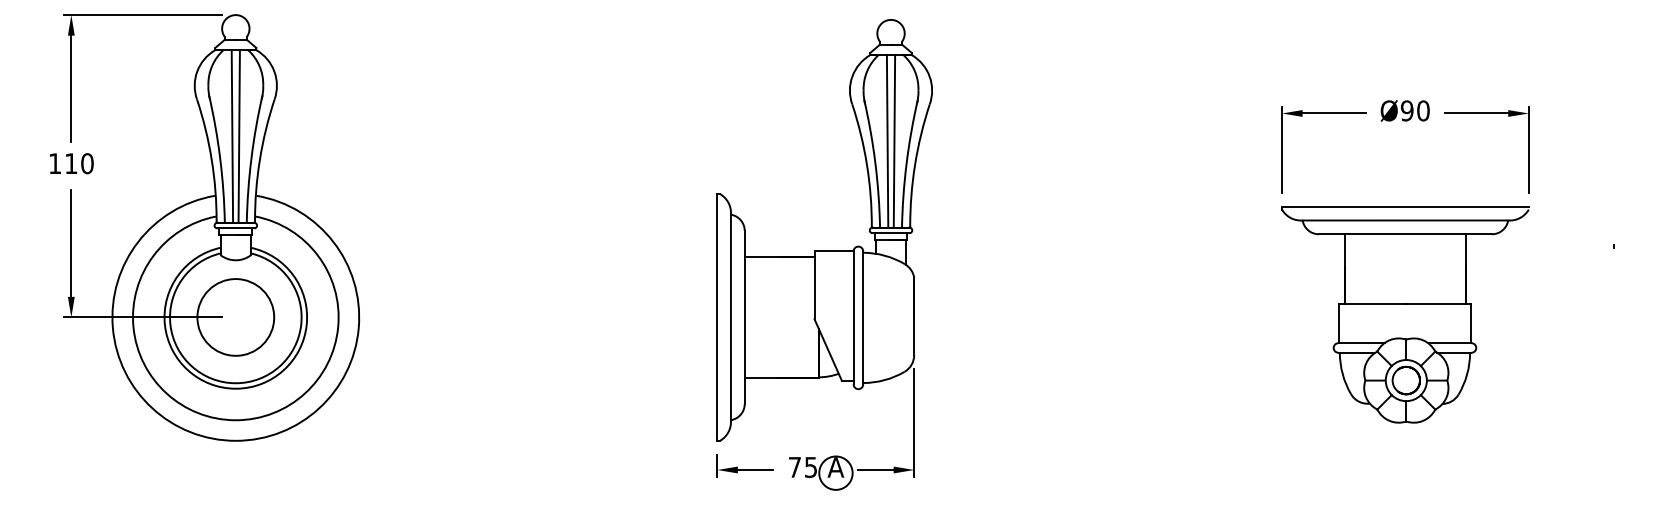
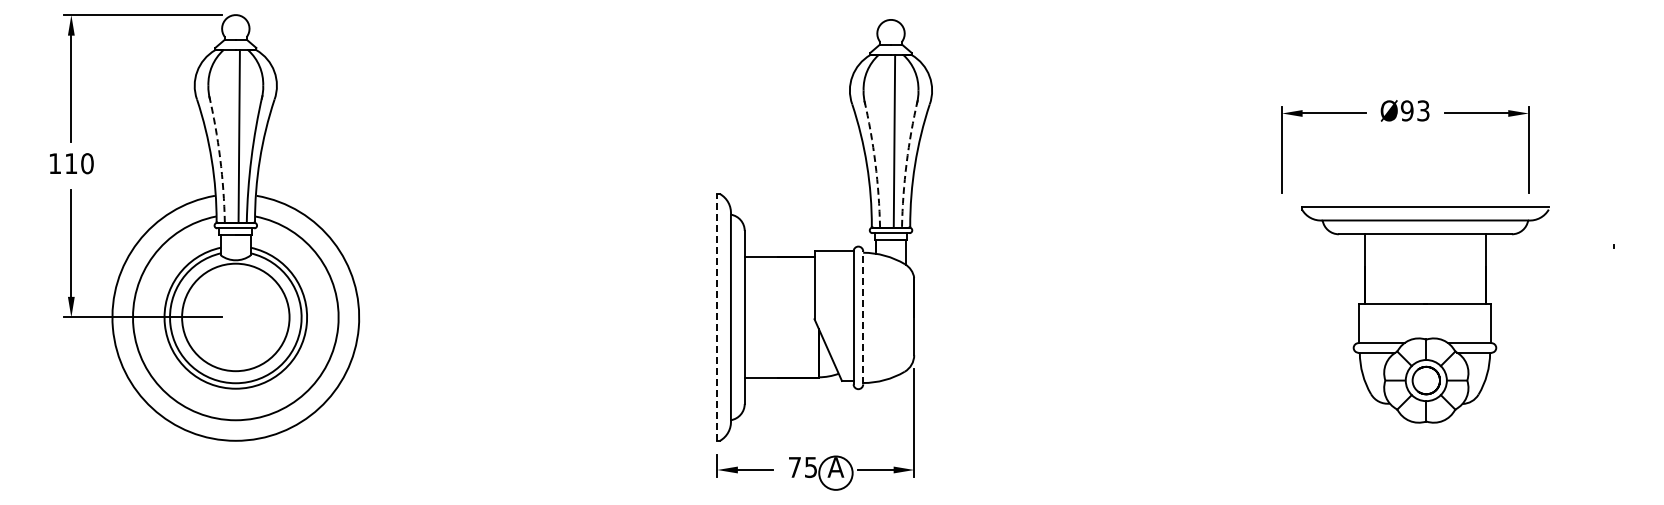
text: Ø90 -> Ø93 (1423, 110)
line: present -> none (232, 136)
line: present -> none (887, 140)
arc: solid -> dashed (220, 158)
arc: solid -> dashed (875, 163)
arc: solid -> dashed (906, 163)
part position: (1405, 314) -> (1425, 314) (1425, 314)
line: solid -> dashed (717, 316)
circle diameter: 77 px -> 107 px (235, 317)
line: solid -> dashed (863, 317)
